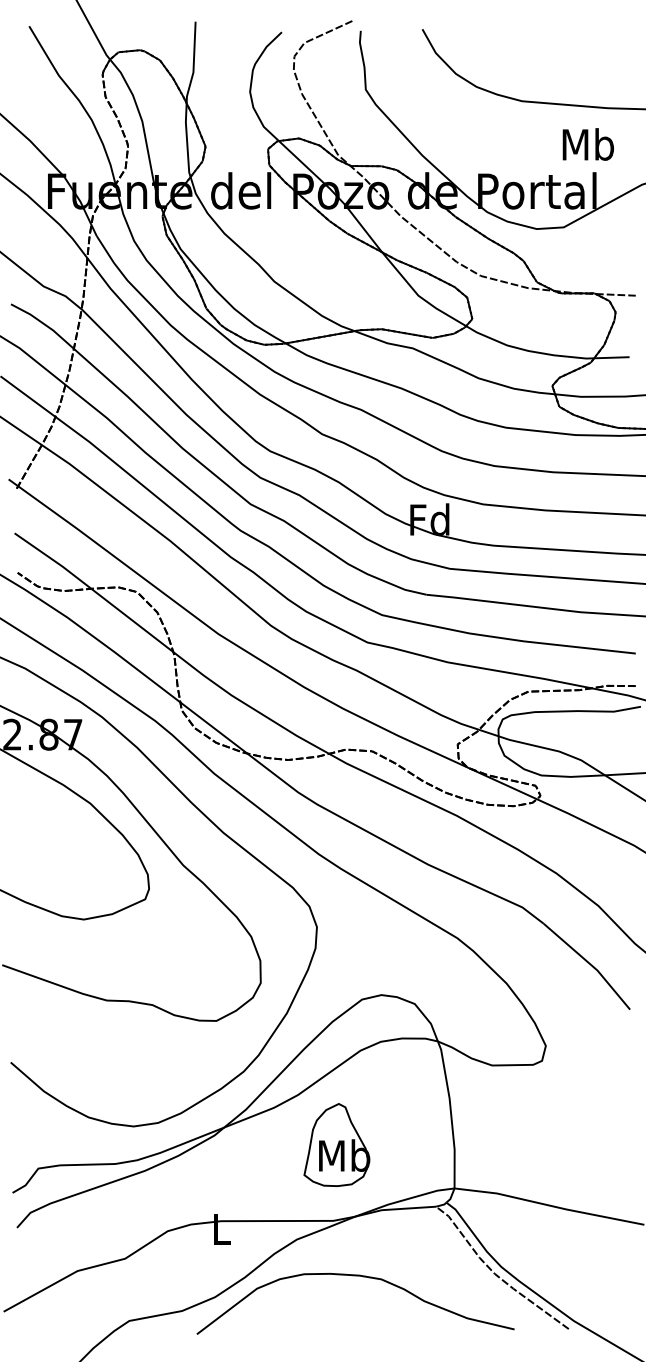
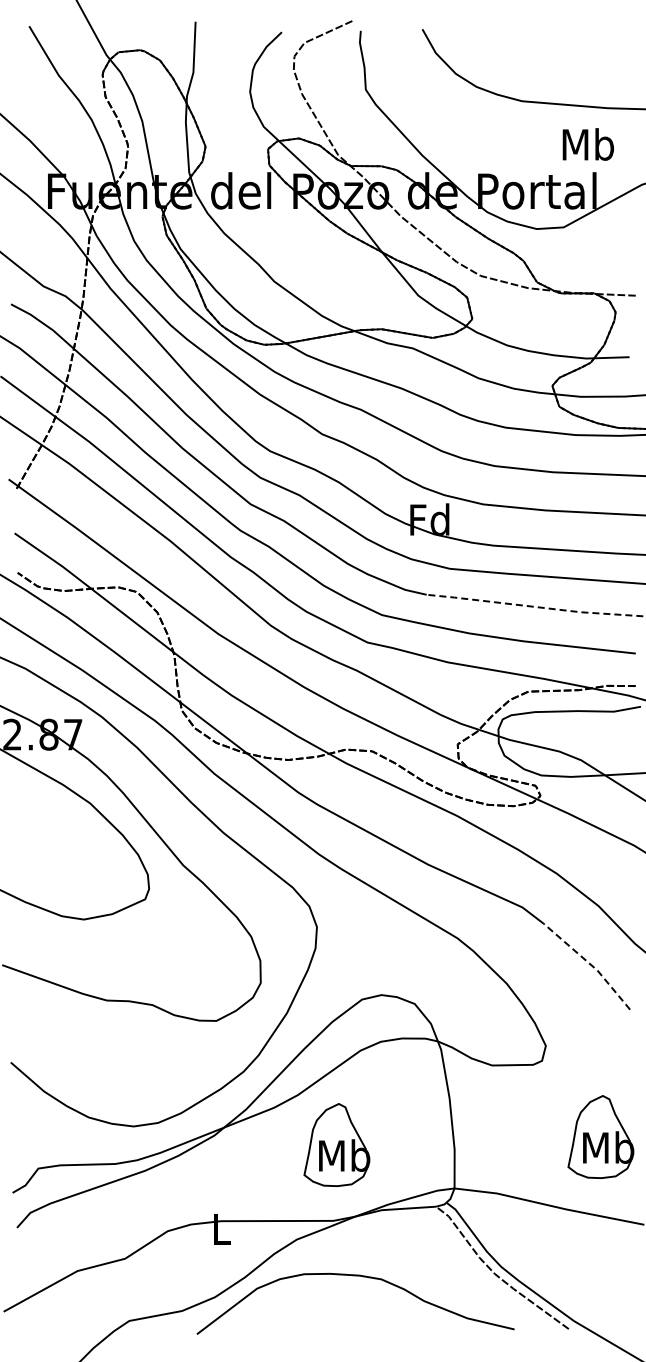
line: solid -> dashed (535, 606)
line: solid -> dashed (590, 964)
part: none -> present (600, 1136)
